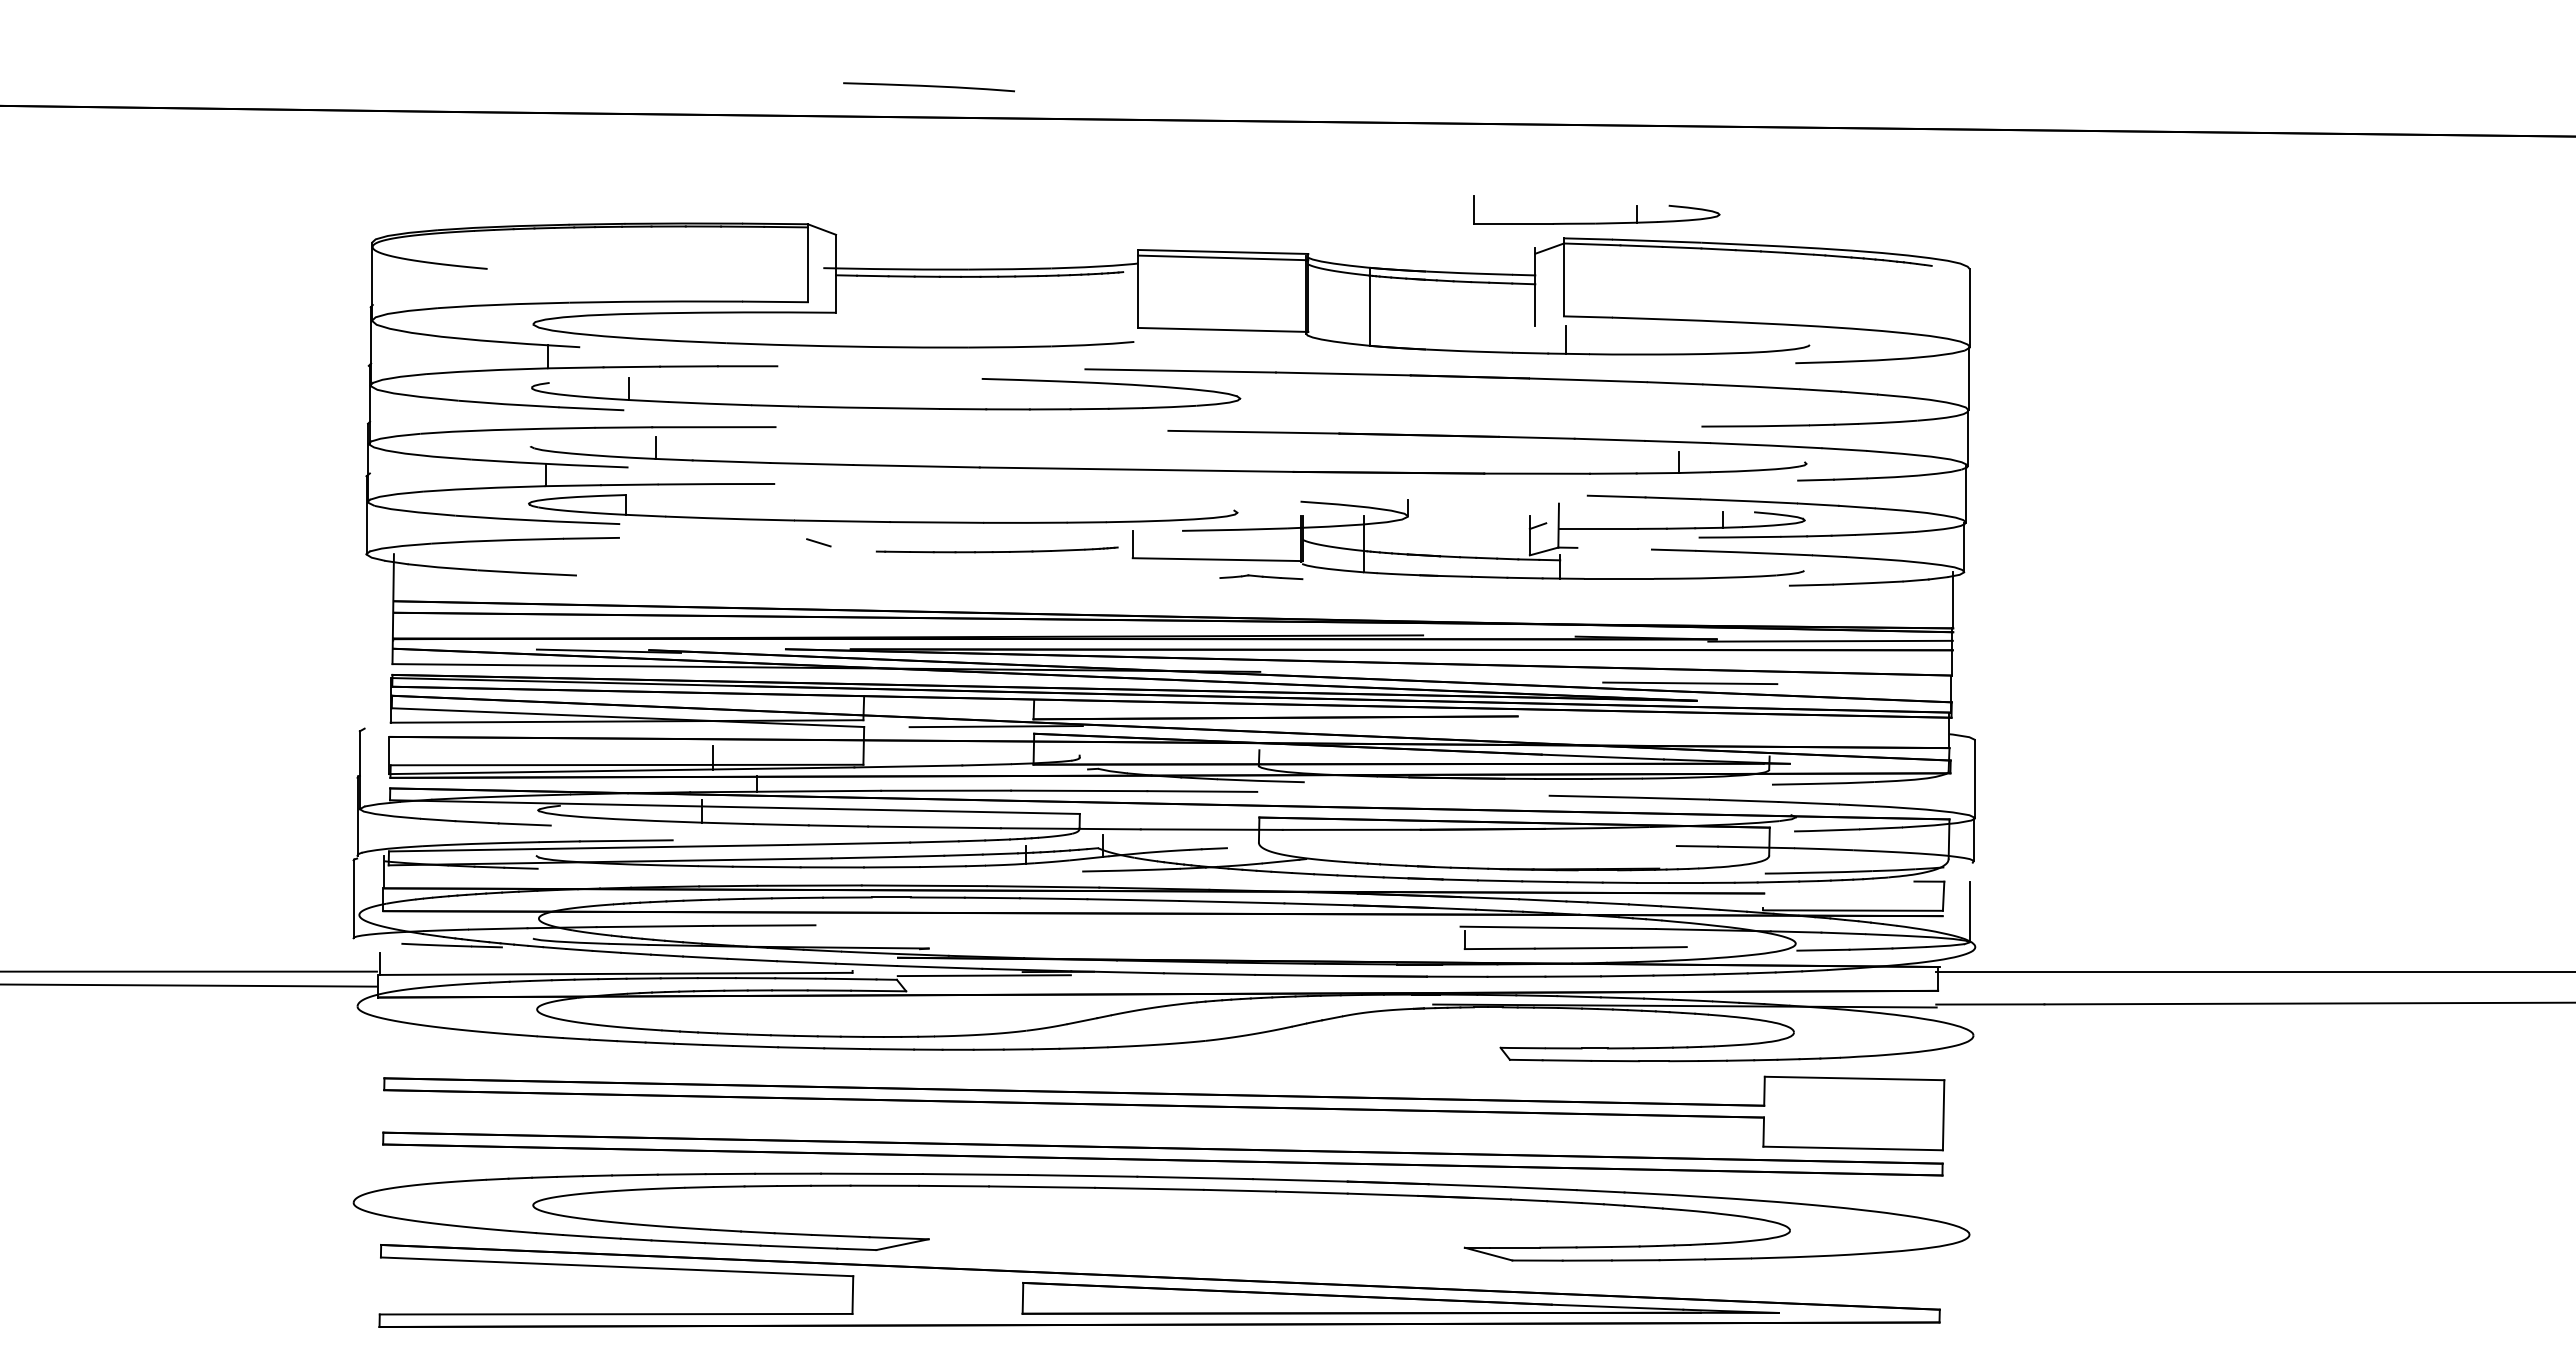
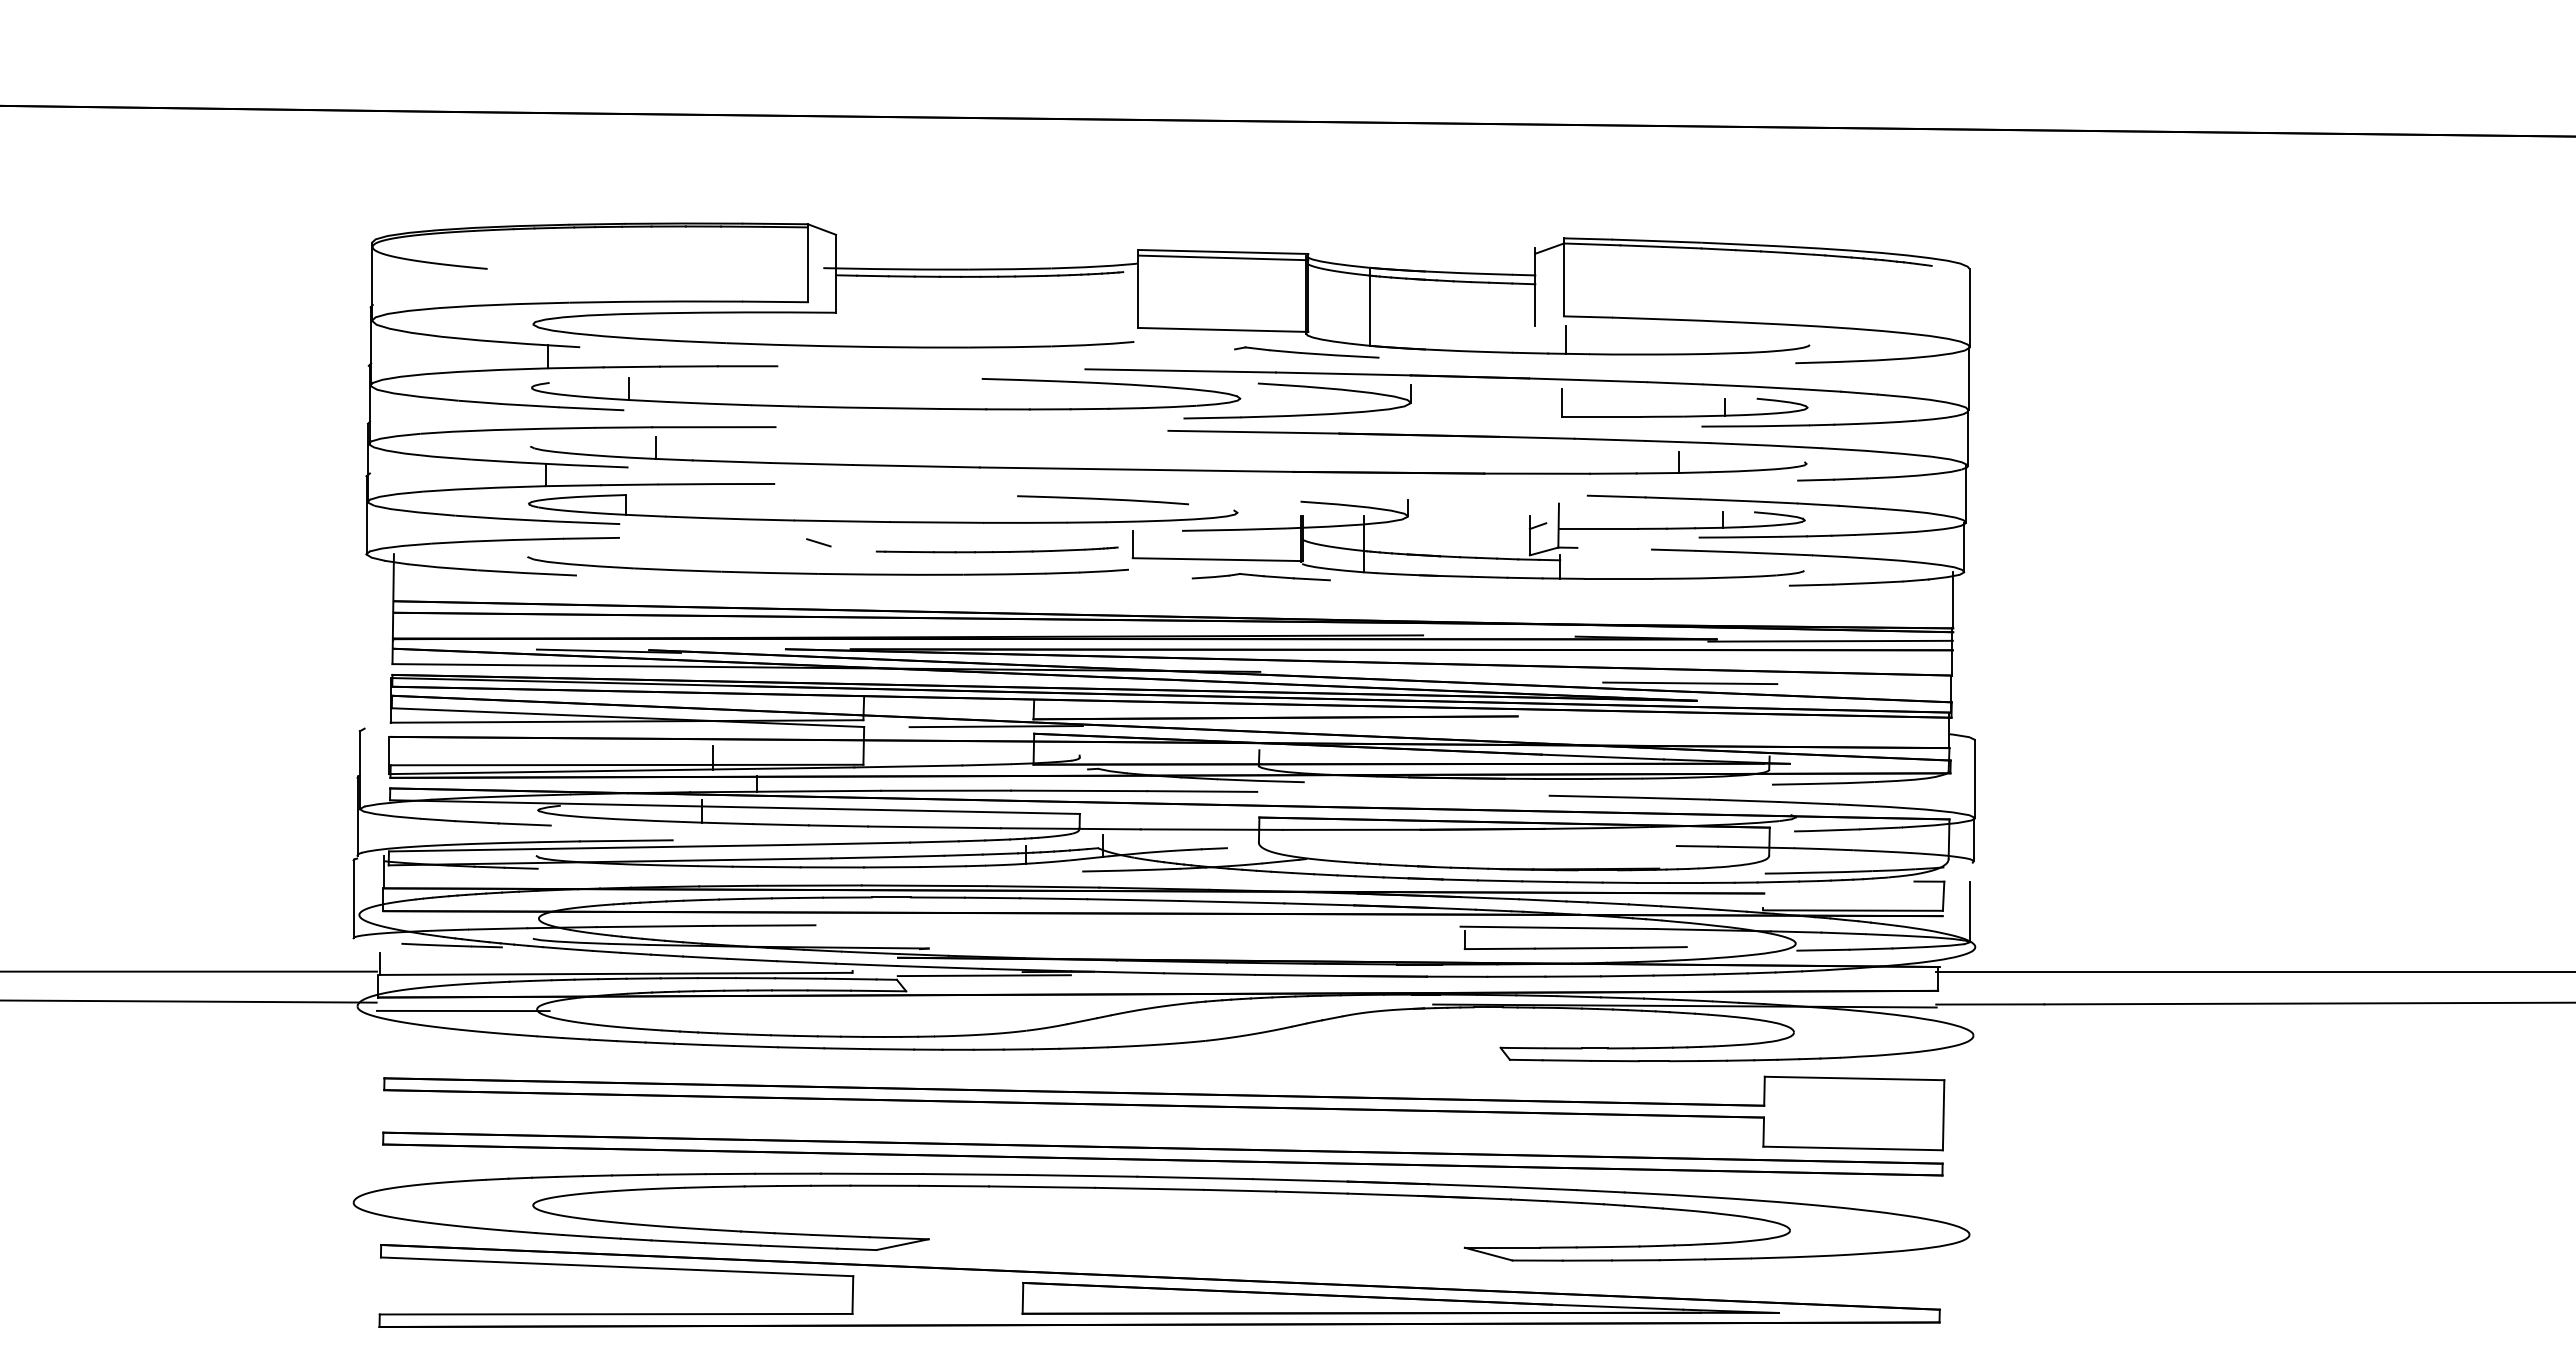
curve position: (928, 86) -> (1102, 499) (1102, 499)
part position: (1596, 222) -> (1684, 415) (1684, 415)
part: none -> present (1306, 352)
part: none -> present (1298, 387)
part: none -> present (827, 573)
part size: 85x7 px -> 140x9 px (1260, 577)
line position: (189, 985) -> (189, 1001) (189, 1001)
line: none -> present (462, 1010)
